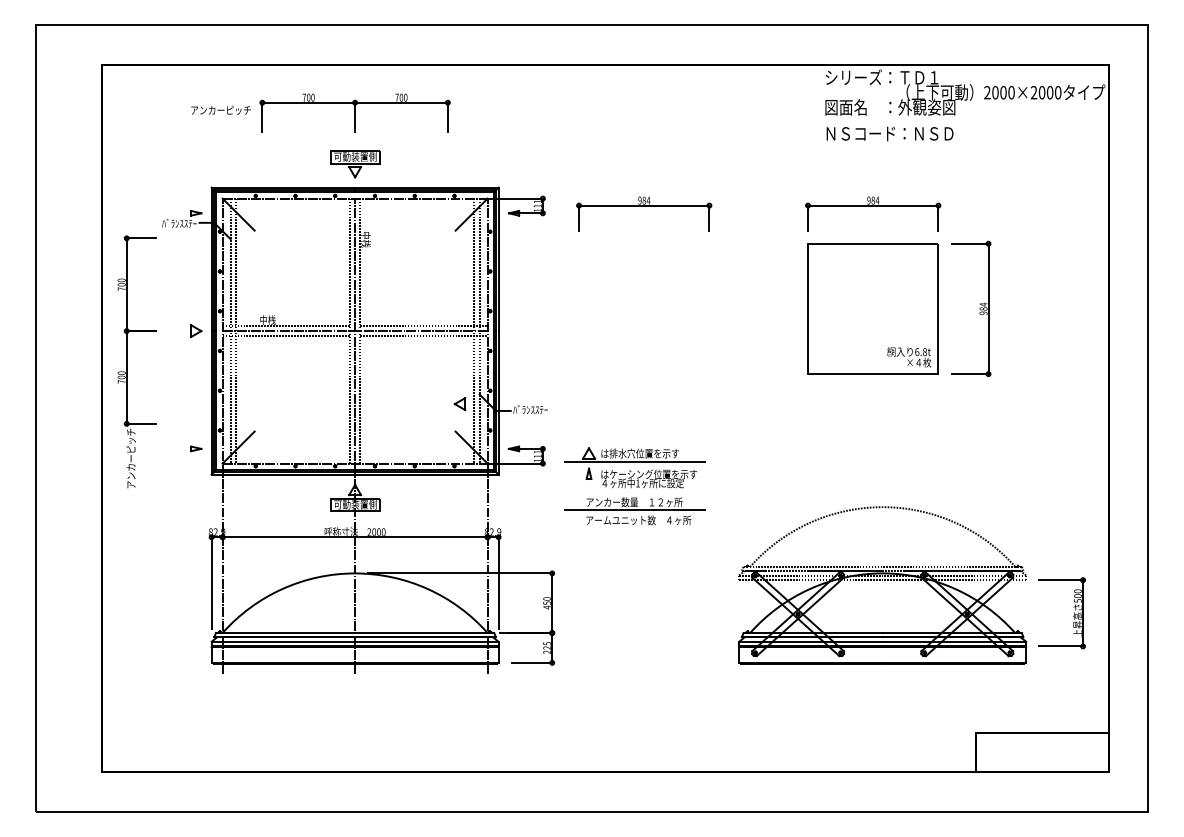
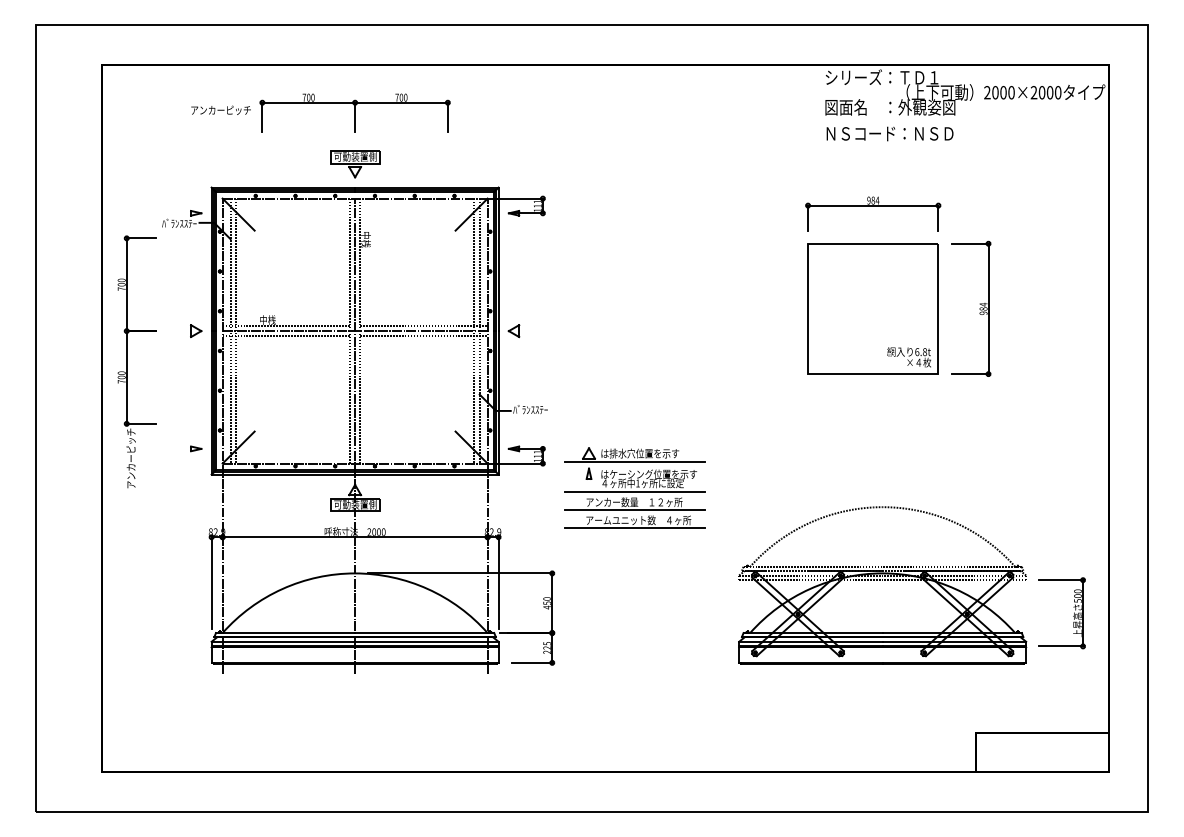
part: present -> none (644, 206)
part position: (459, 404) -> (513, 331) (513, 331)
line: none -> present (634, 492)
line: none -> present (634, 528)
